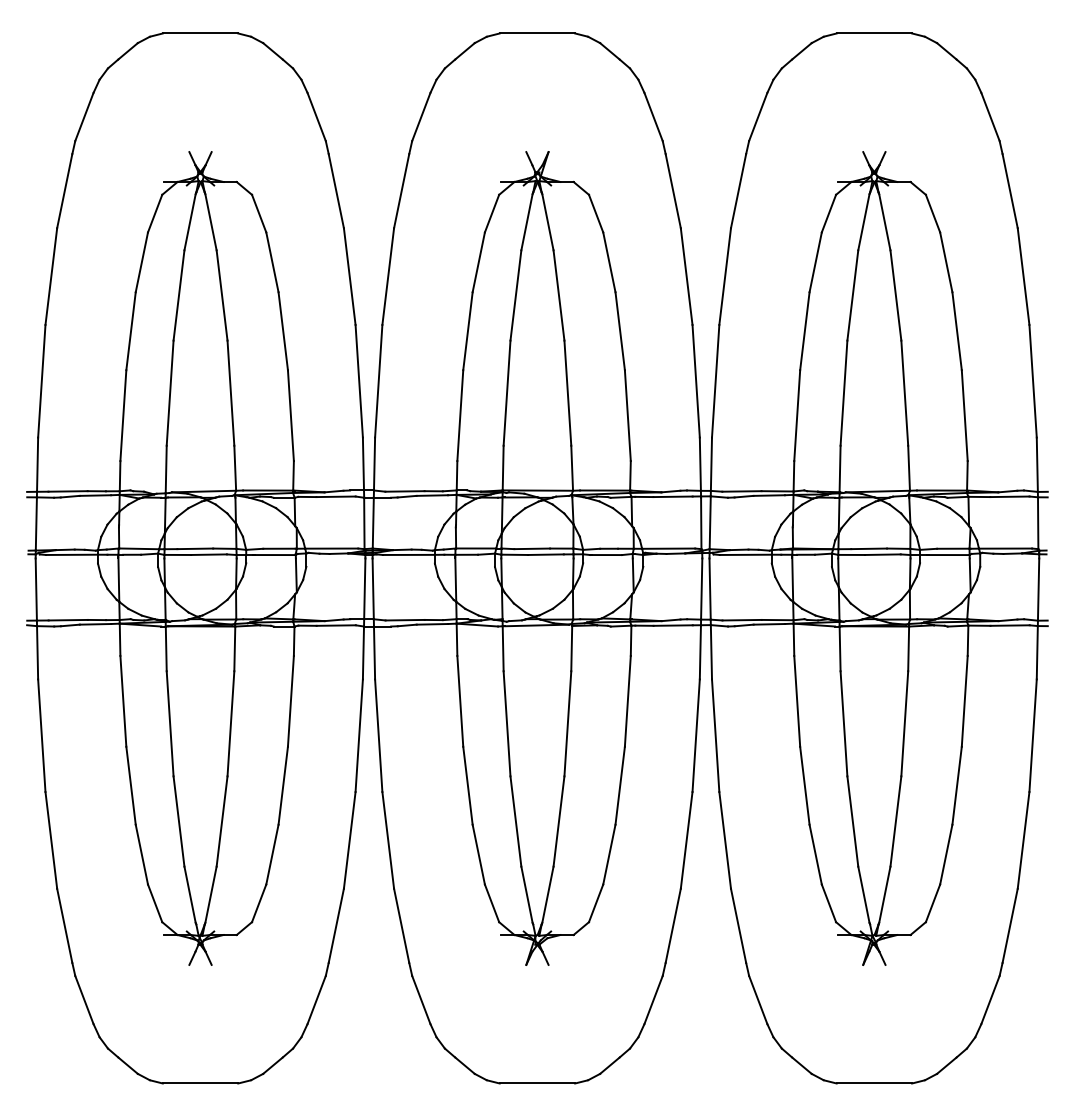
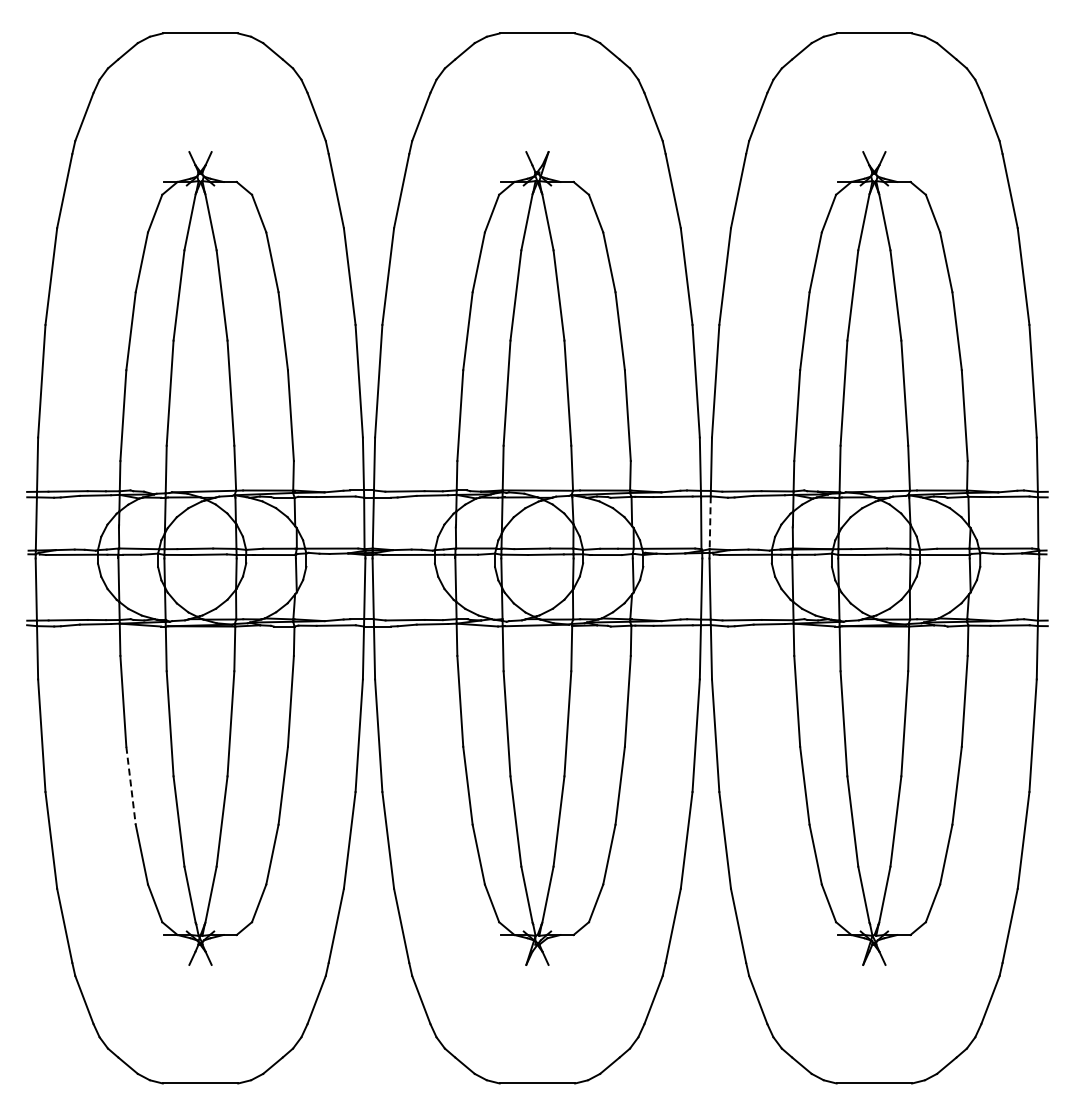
line: solid -> dashed (710, 523)
line: solid -> dashed (131, 786)
